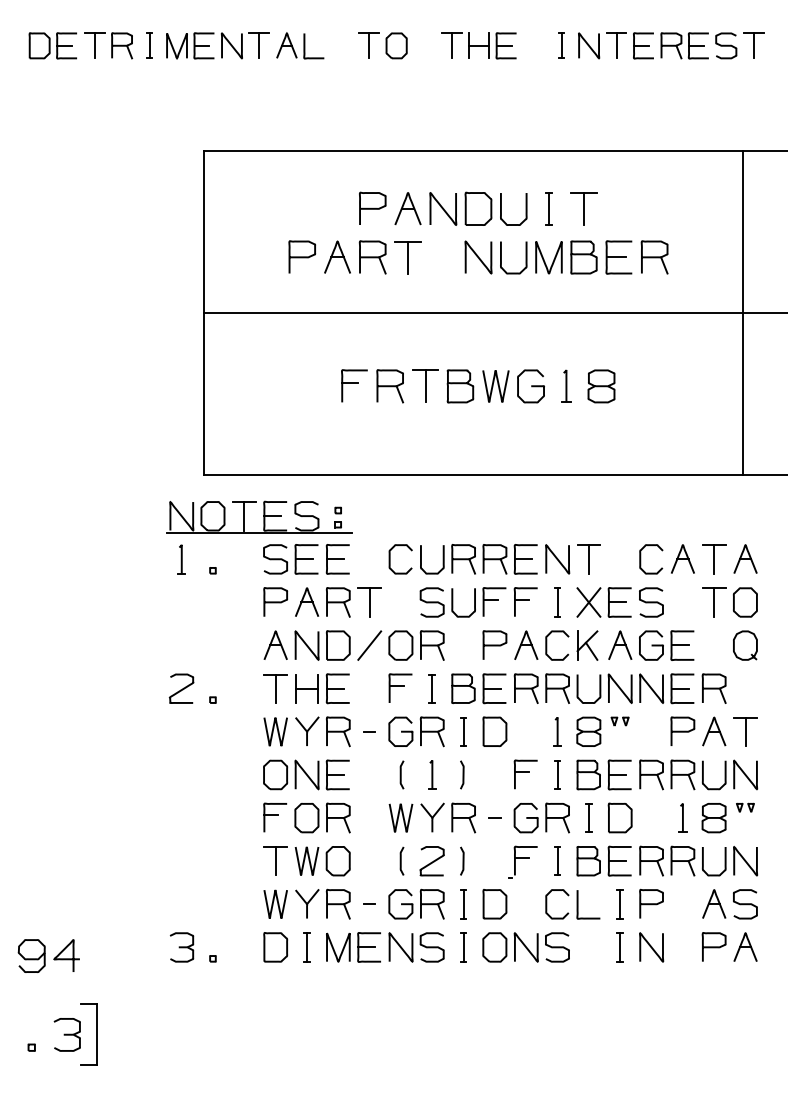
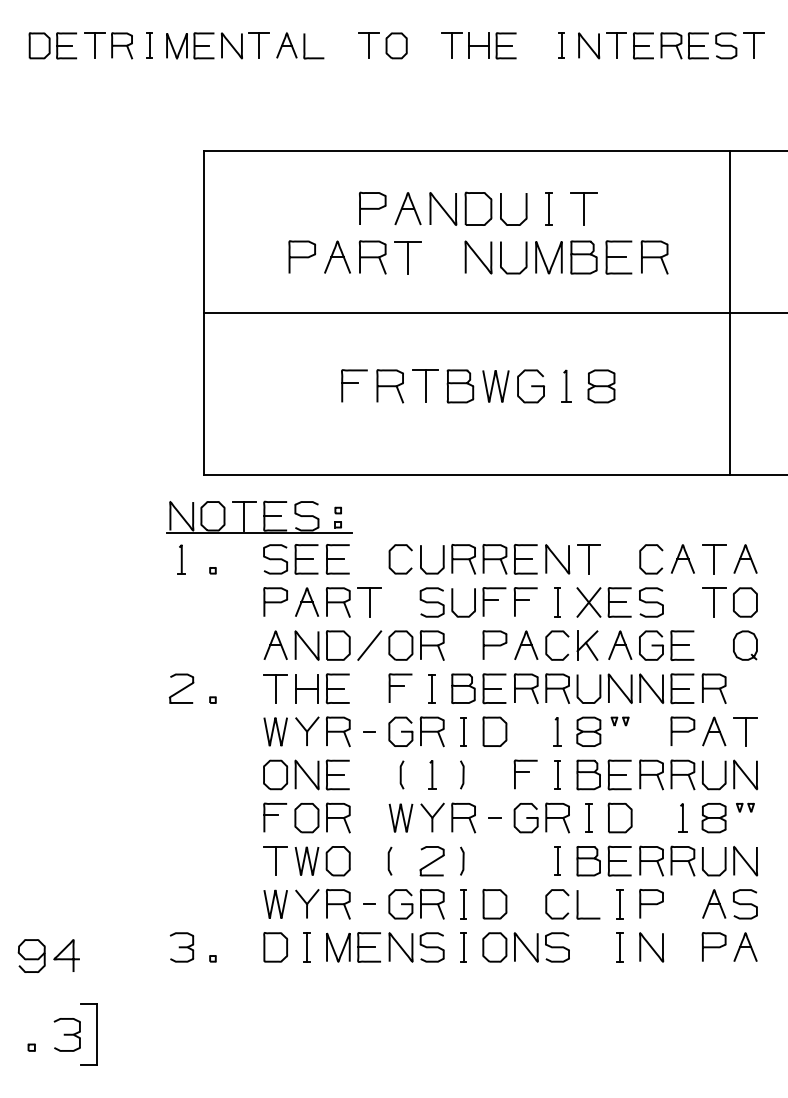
line position: (742, 312) -> (729, 312) (729, 312)
curve position: (401, 860) -> (389, 860) (389, 860)
part: present -> none (522, 861)
